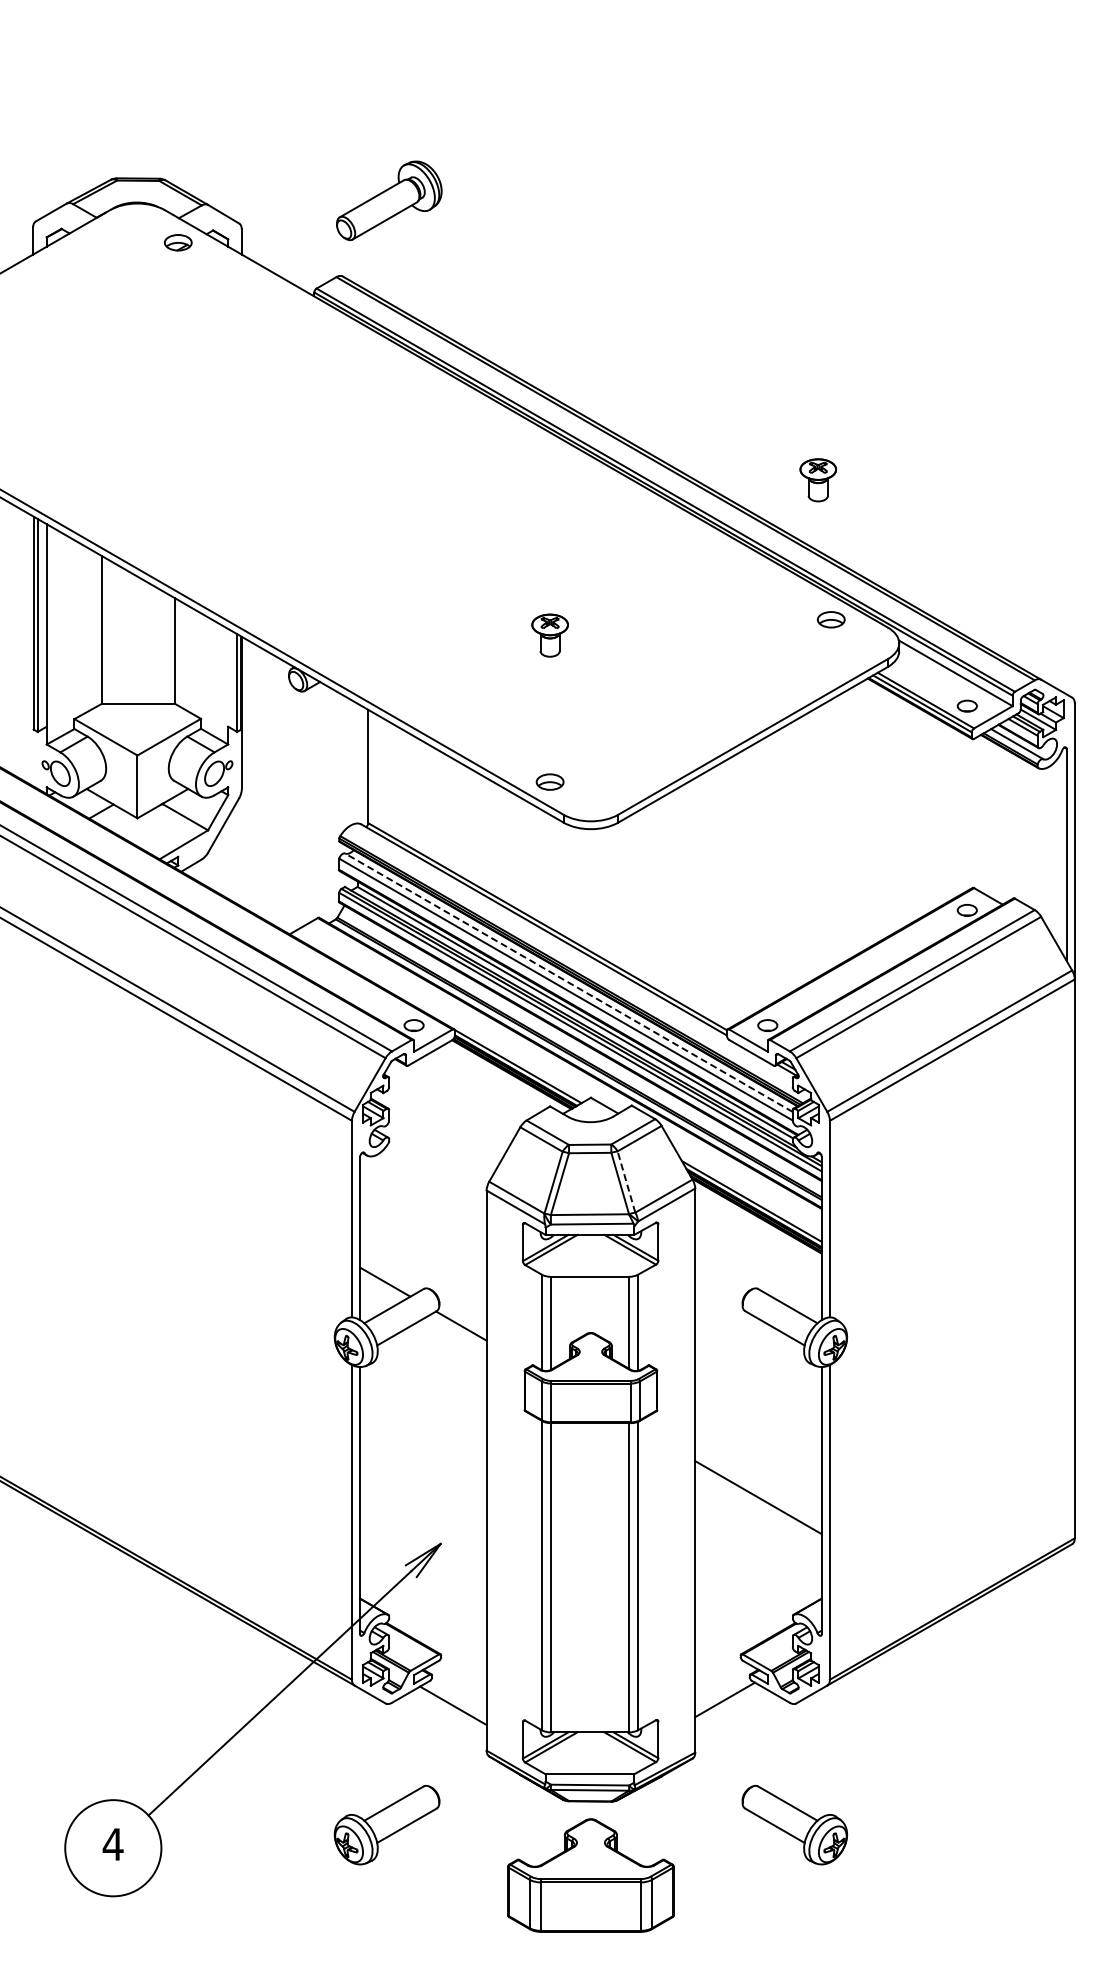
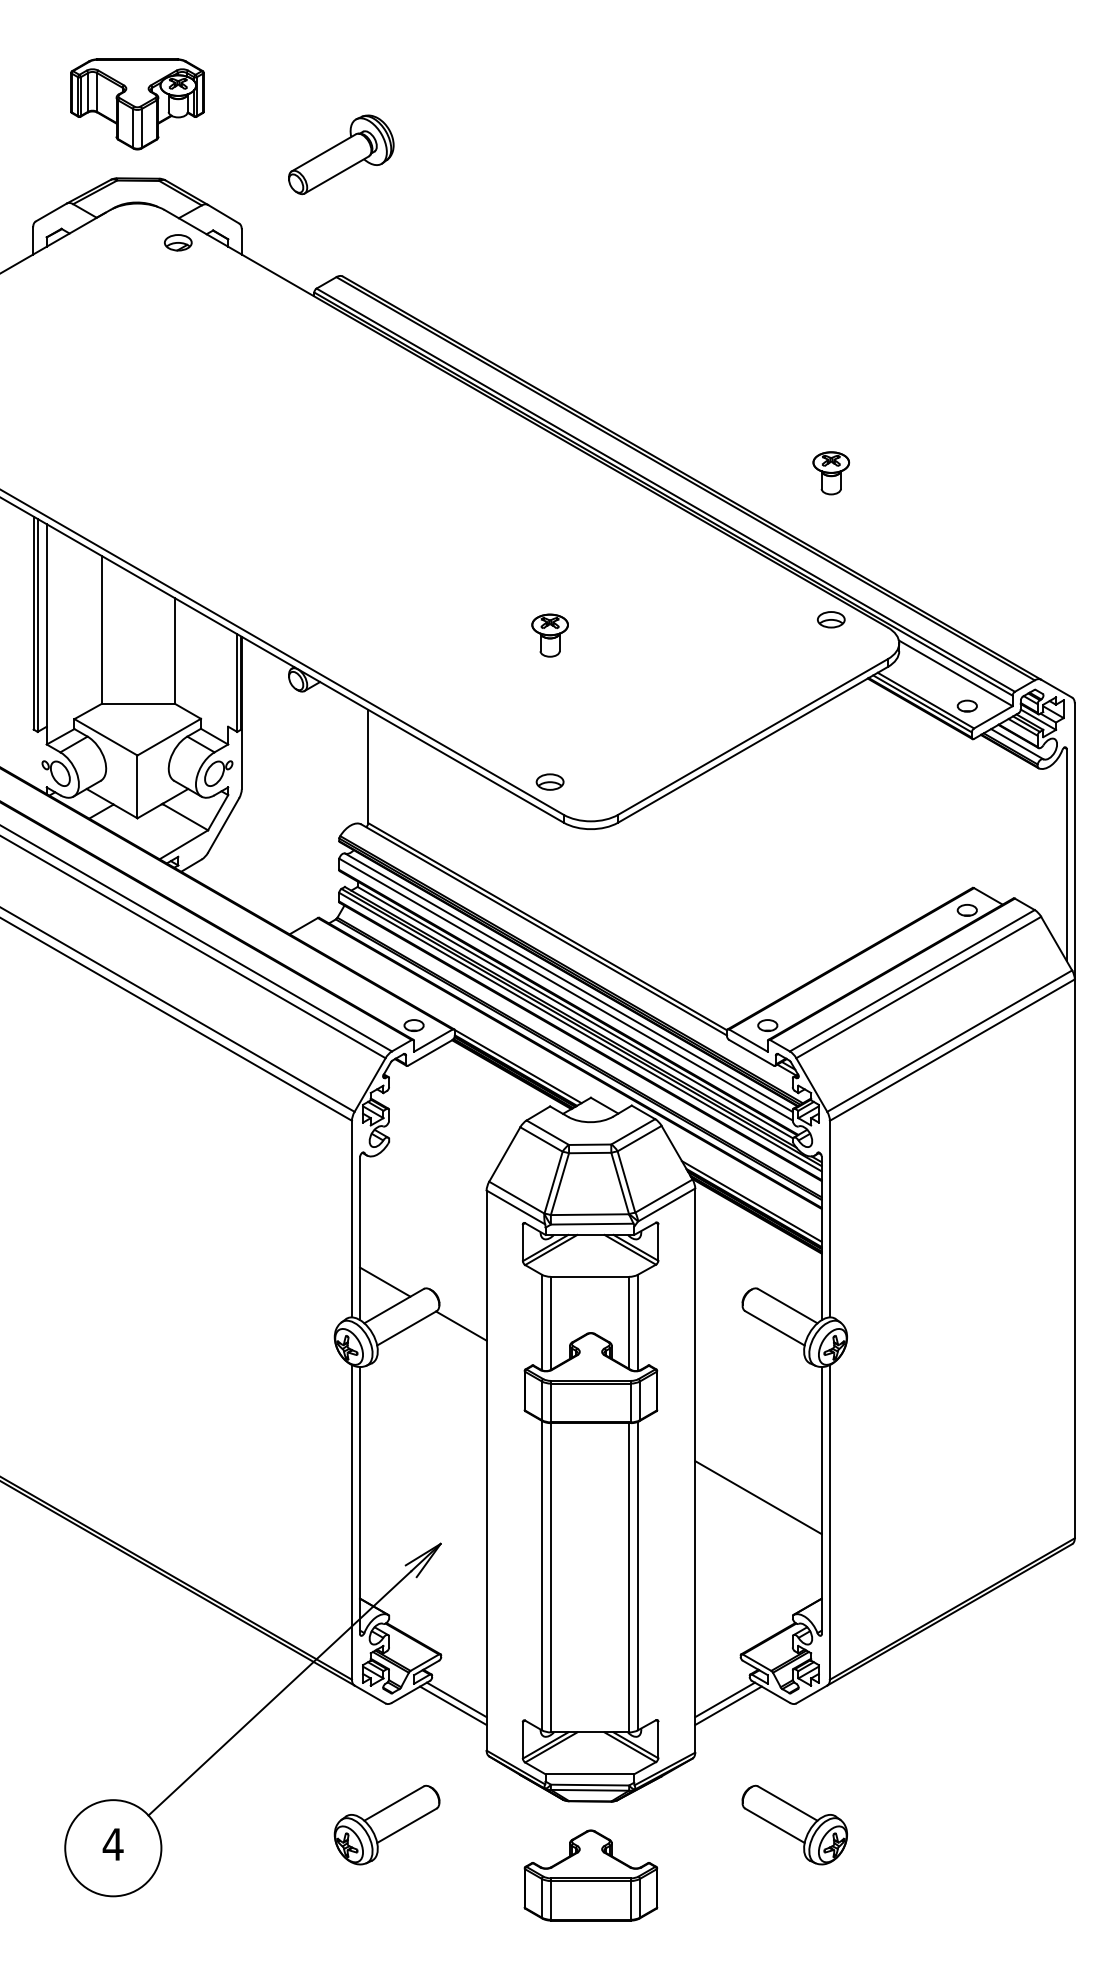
part: none -> present (137, 104)
part position: (389, 200) -> (341, 154) (341, 154)
part position: (818, 480) -> (831, 473) (831, 473)
line: dashed -> solid (568, 982)
line: dashed -> solid (626, 1182)
line: none -> present (456, 1699)
line: none -> present (728, 1705)
part size: 168x115 px -> 136x93 px (590, 1875)
